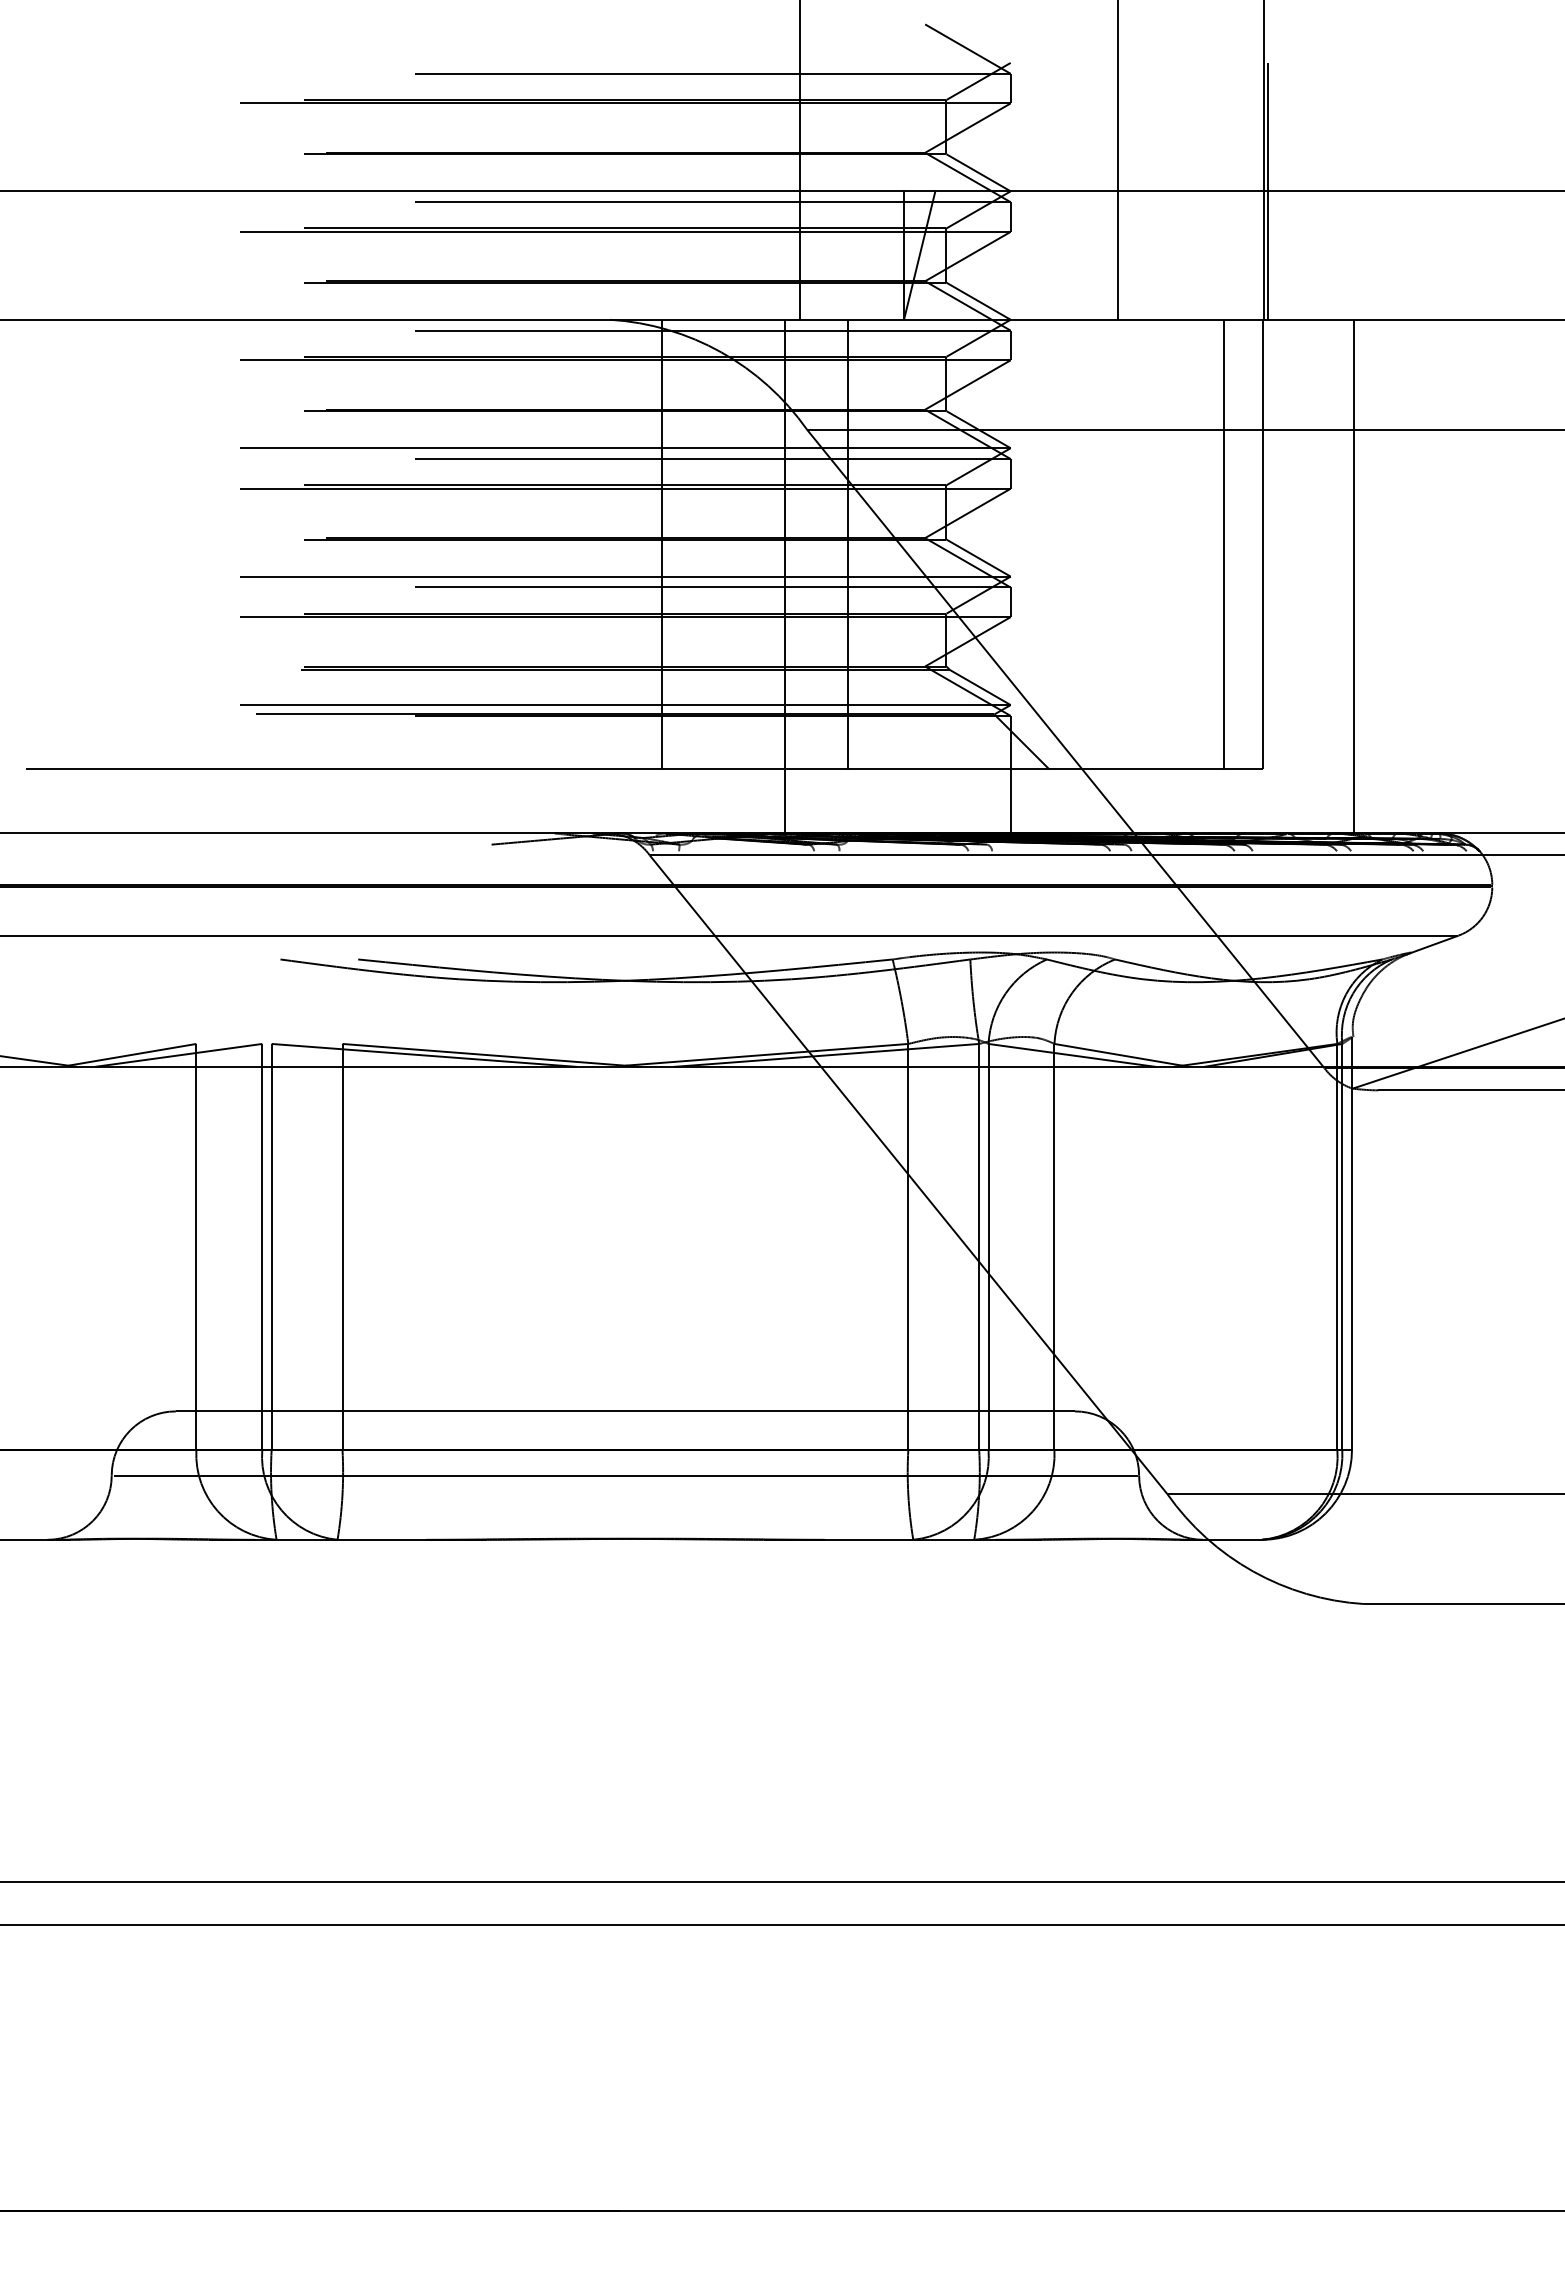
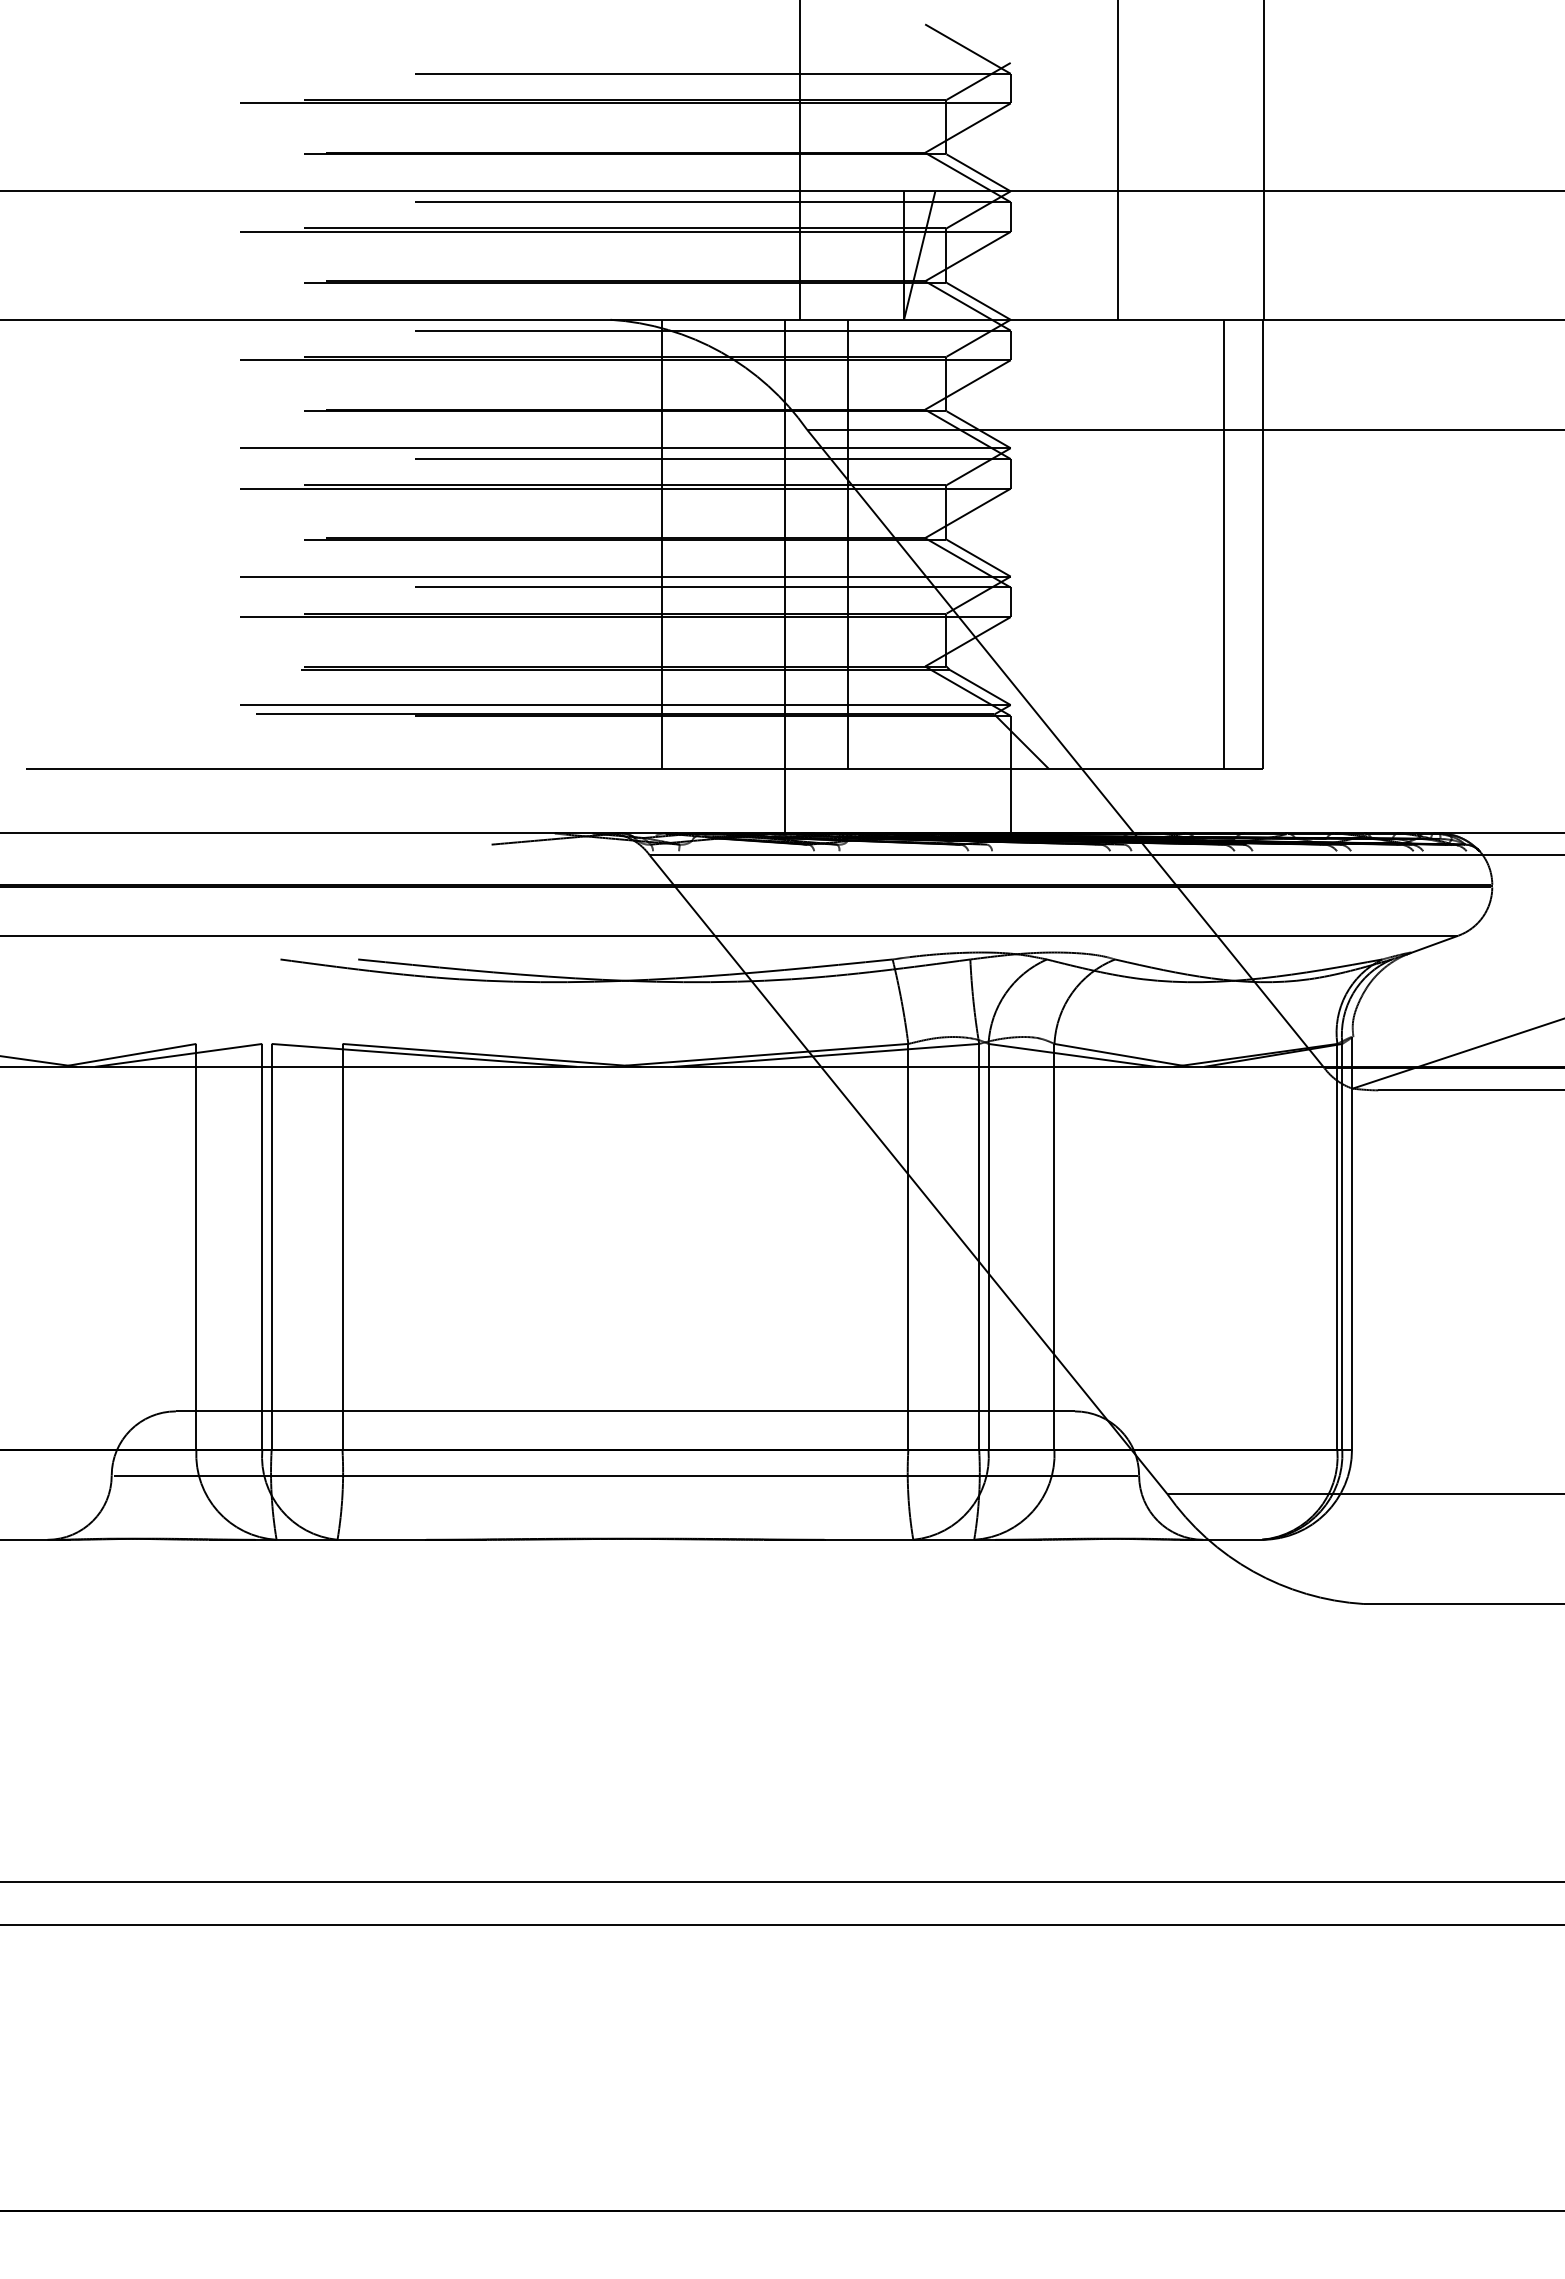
line: present -> none (1267, 190)
line: present -> none (1354, 576)
